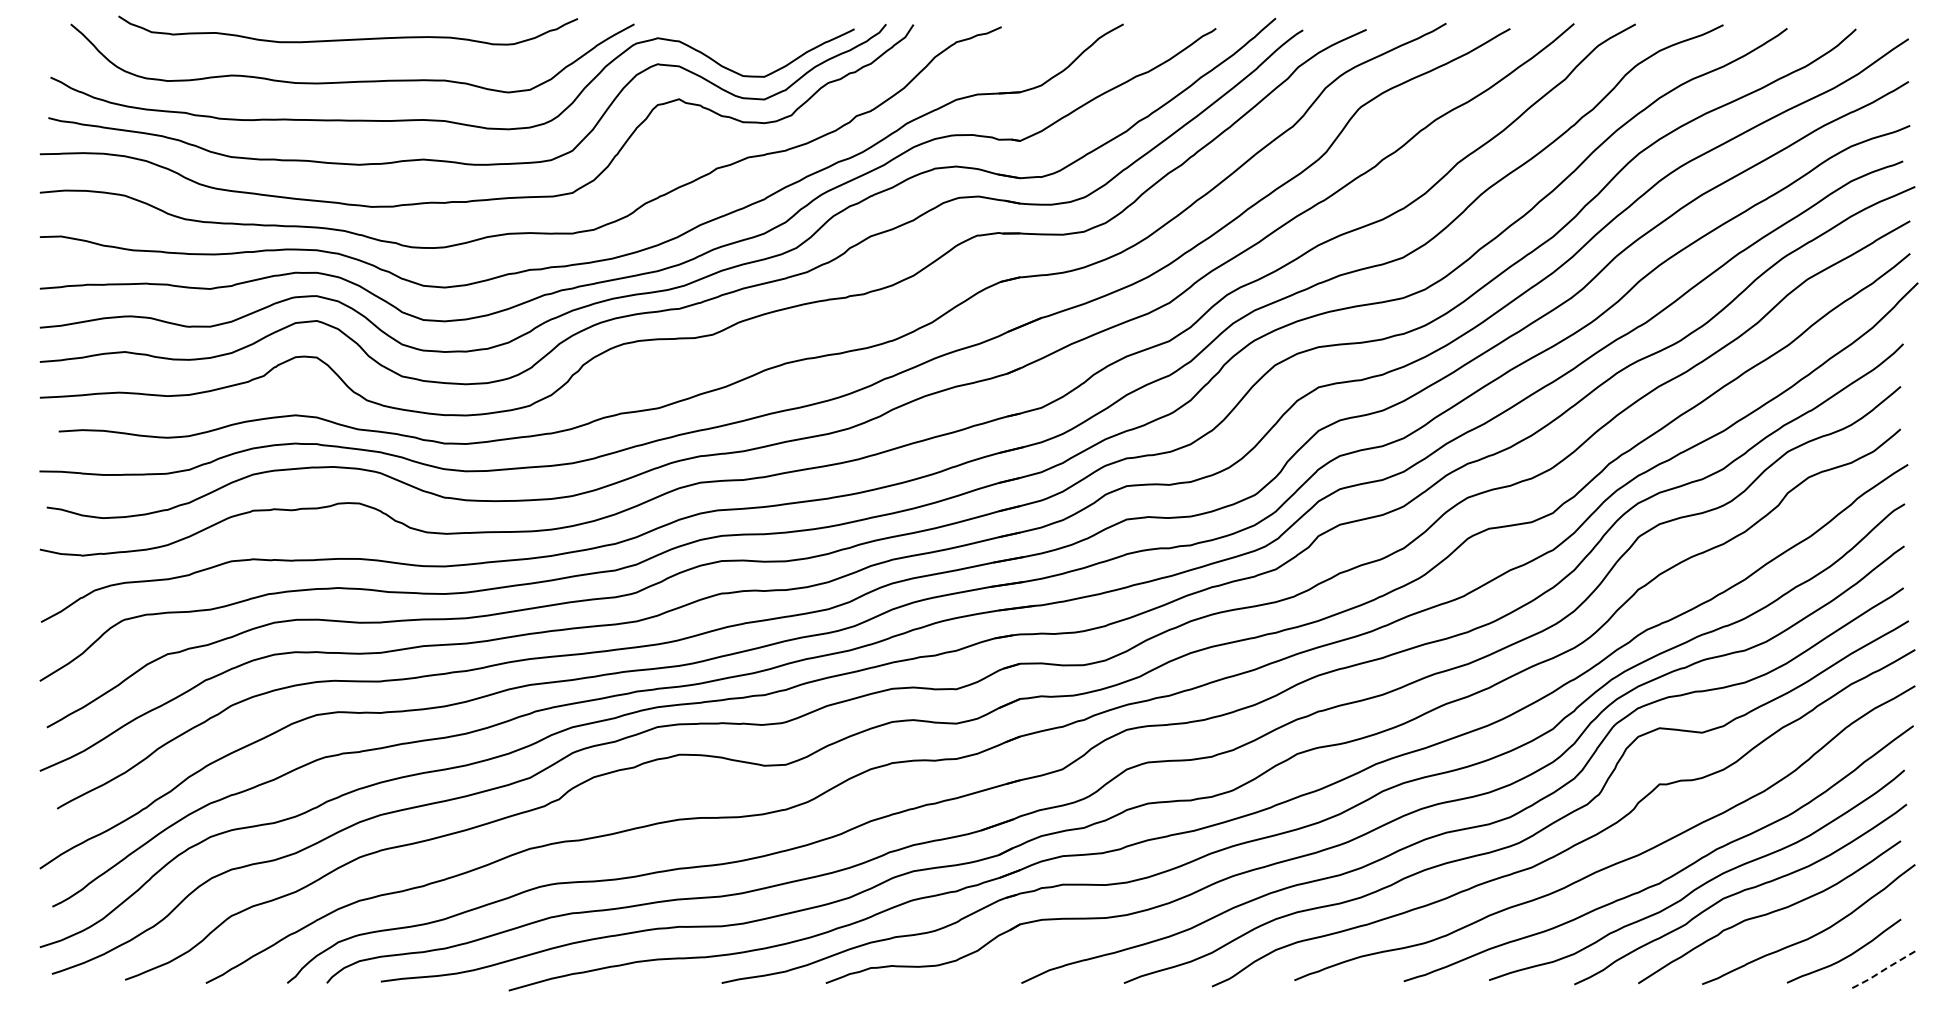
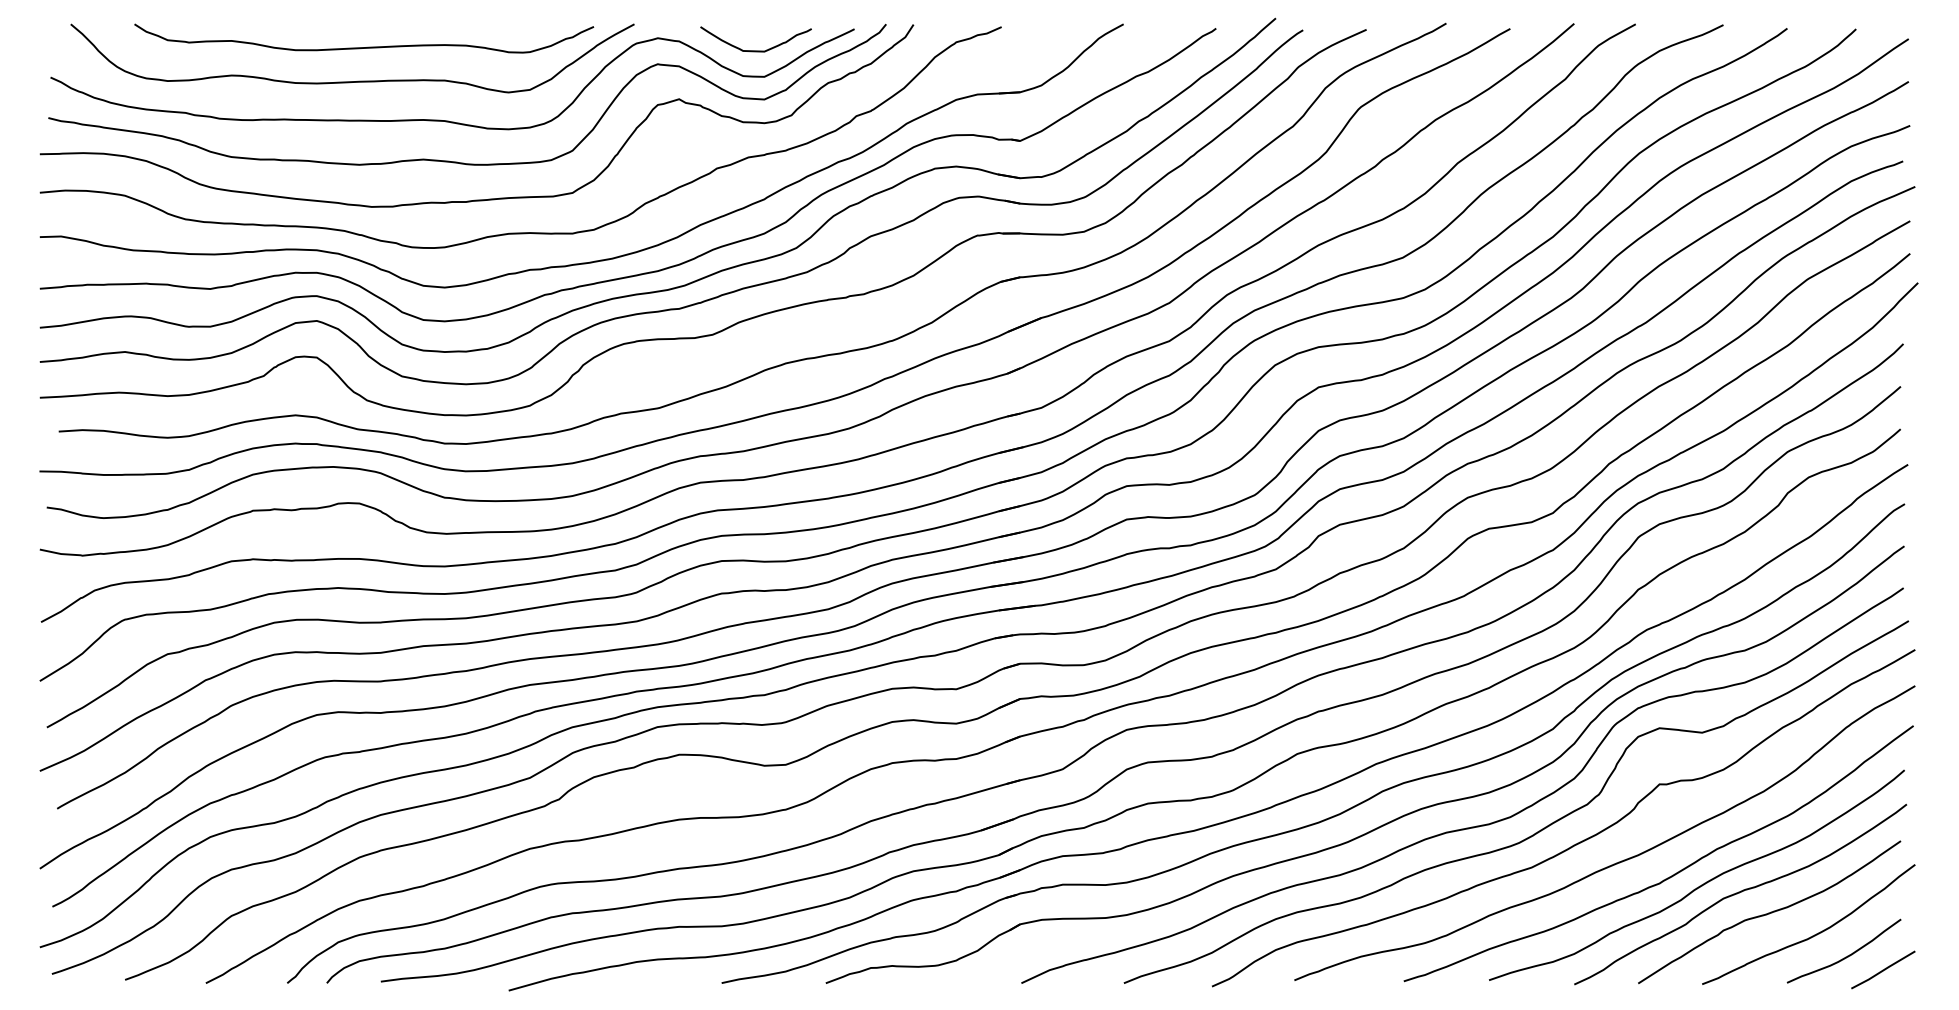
curve position: (351, 38) -> (367, 46) (367, 46)
curve: none -> present (755, 50)
line: dashed -> solid (1883, 970)
